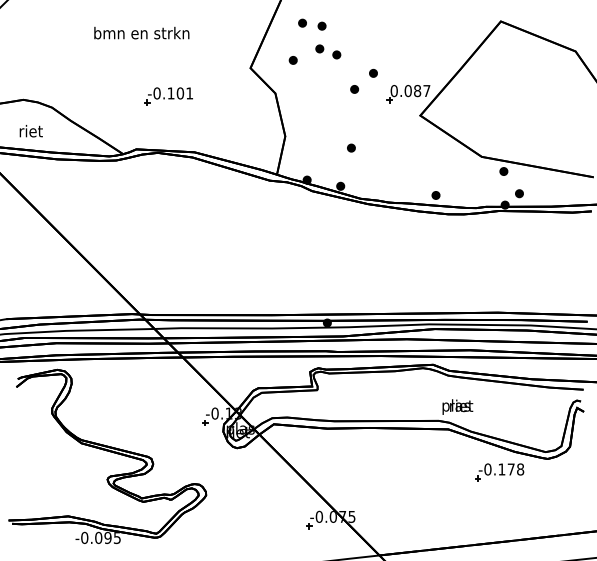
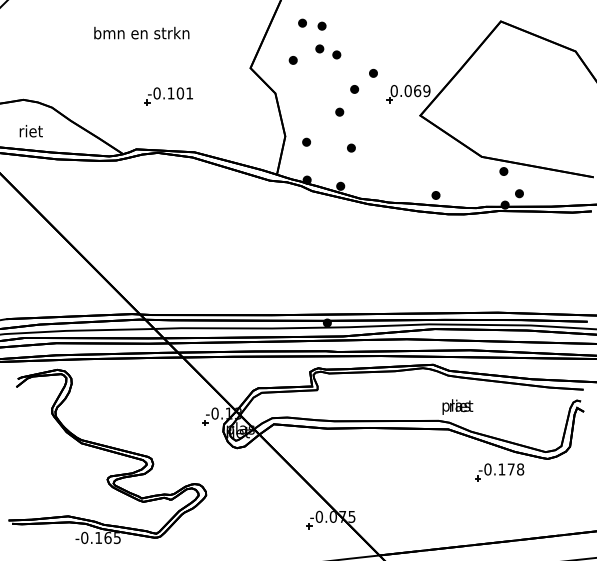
text: 0.087 -> 0.069 (422, 91)
part: none -> present (339, 111)
part: none -> present (306, 141)
text: -0.095 -> -0.165 (103, 537)
